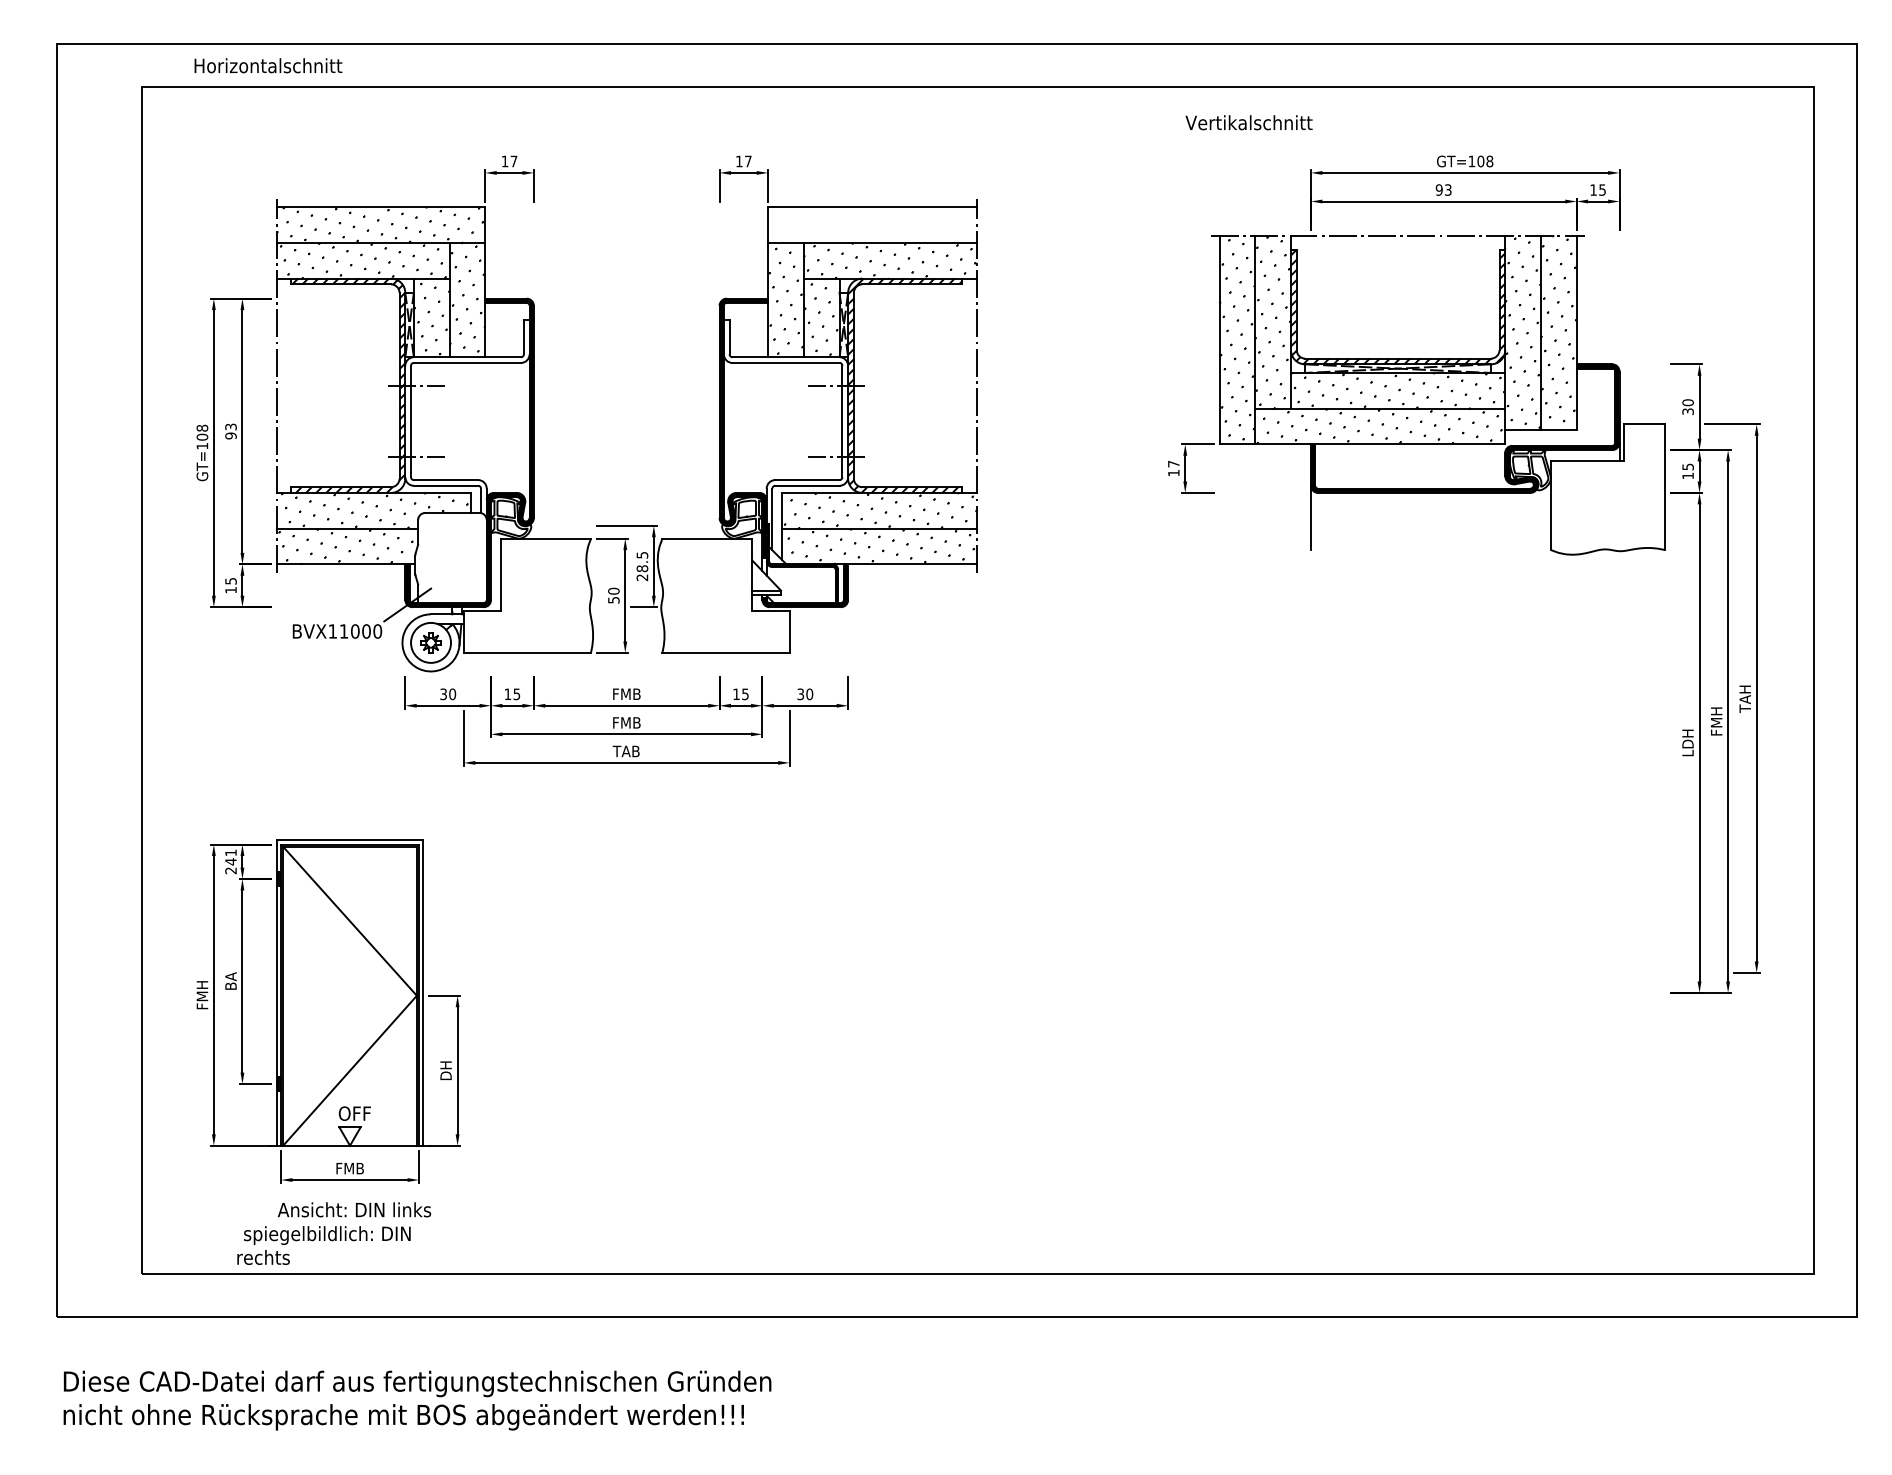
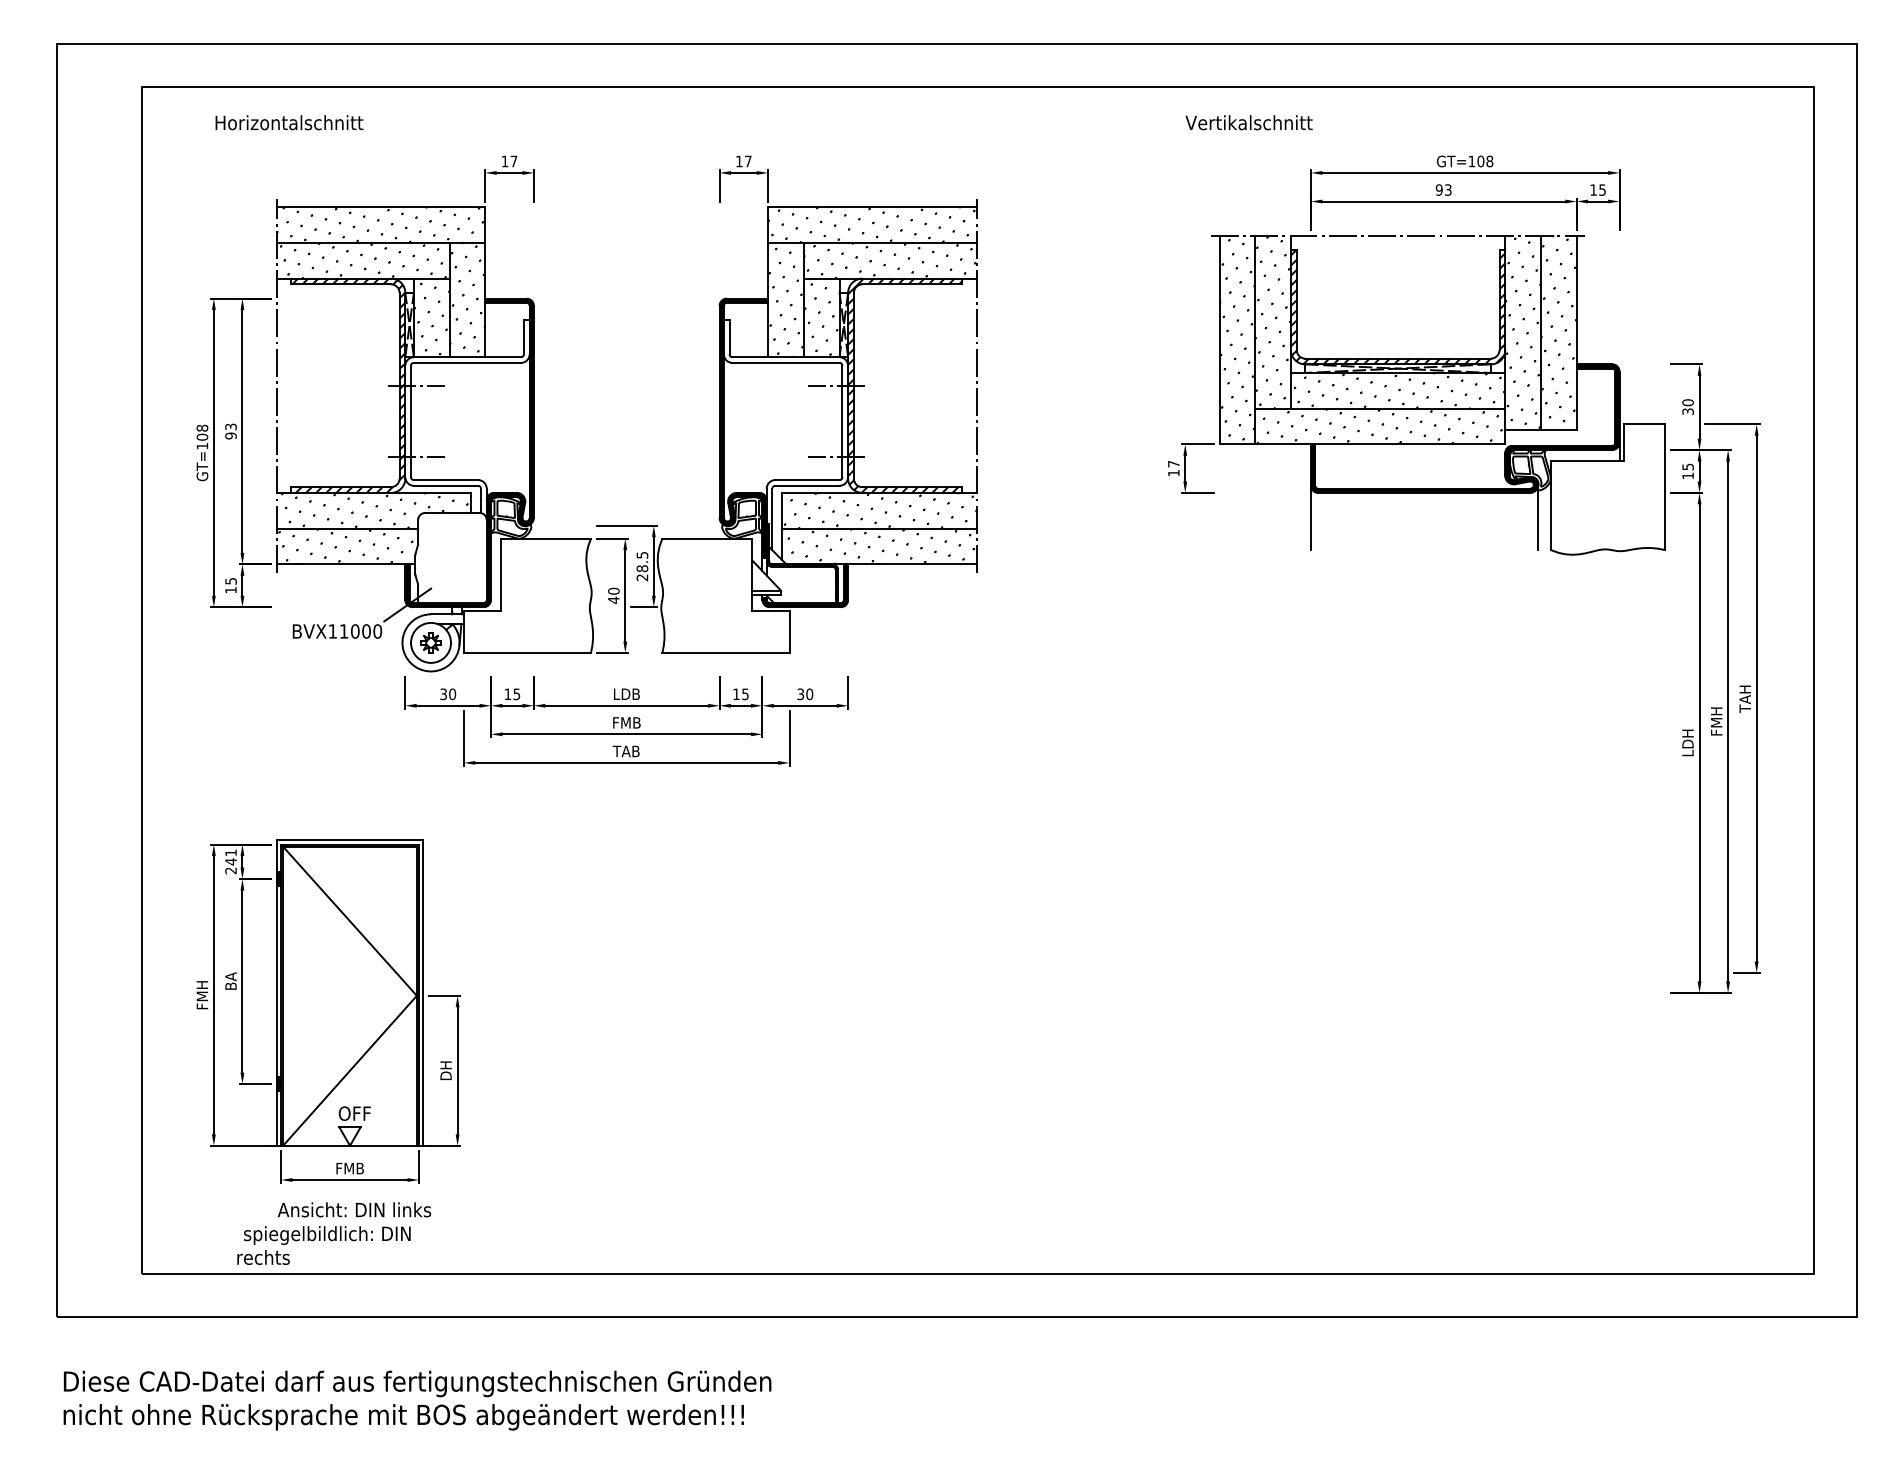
text position: (268, 65) -> (289, 122) (289, 122)
hatch: none -> present (871, 224)
line: none -> present (1538, 517)
text: 50 -> 40 (613, 599)
text: FMB -> LDB (626, 693)
